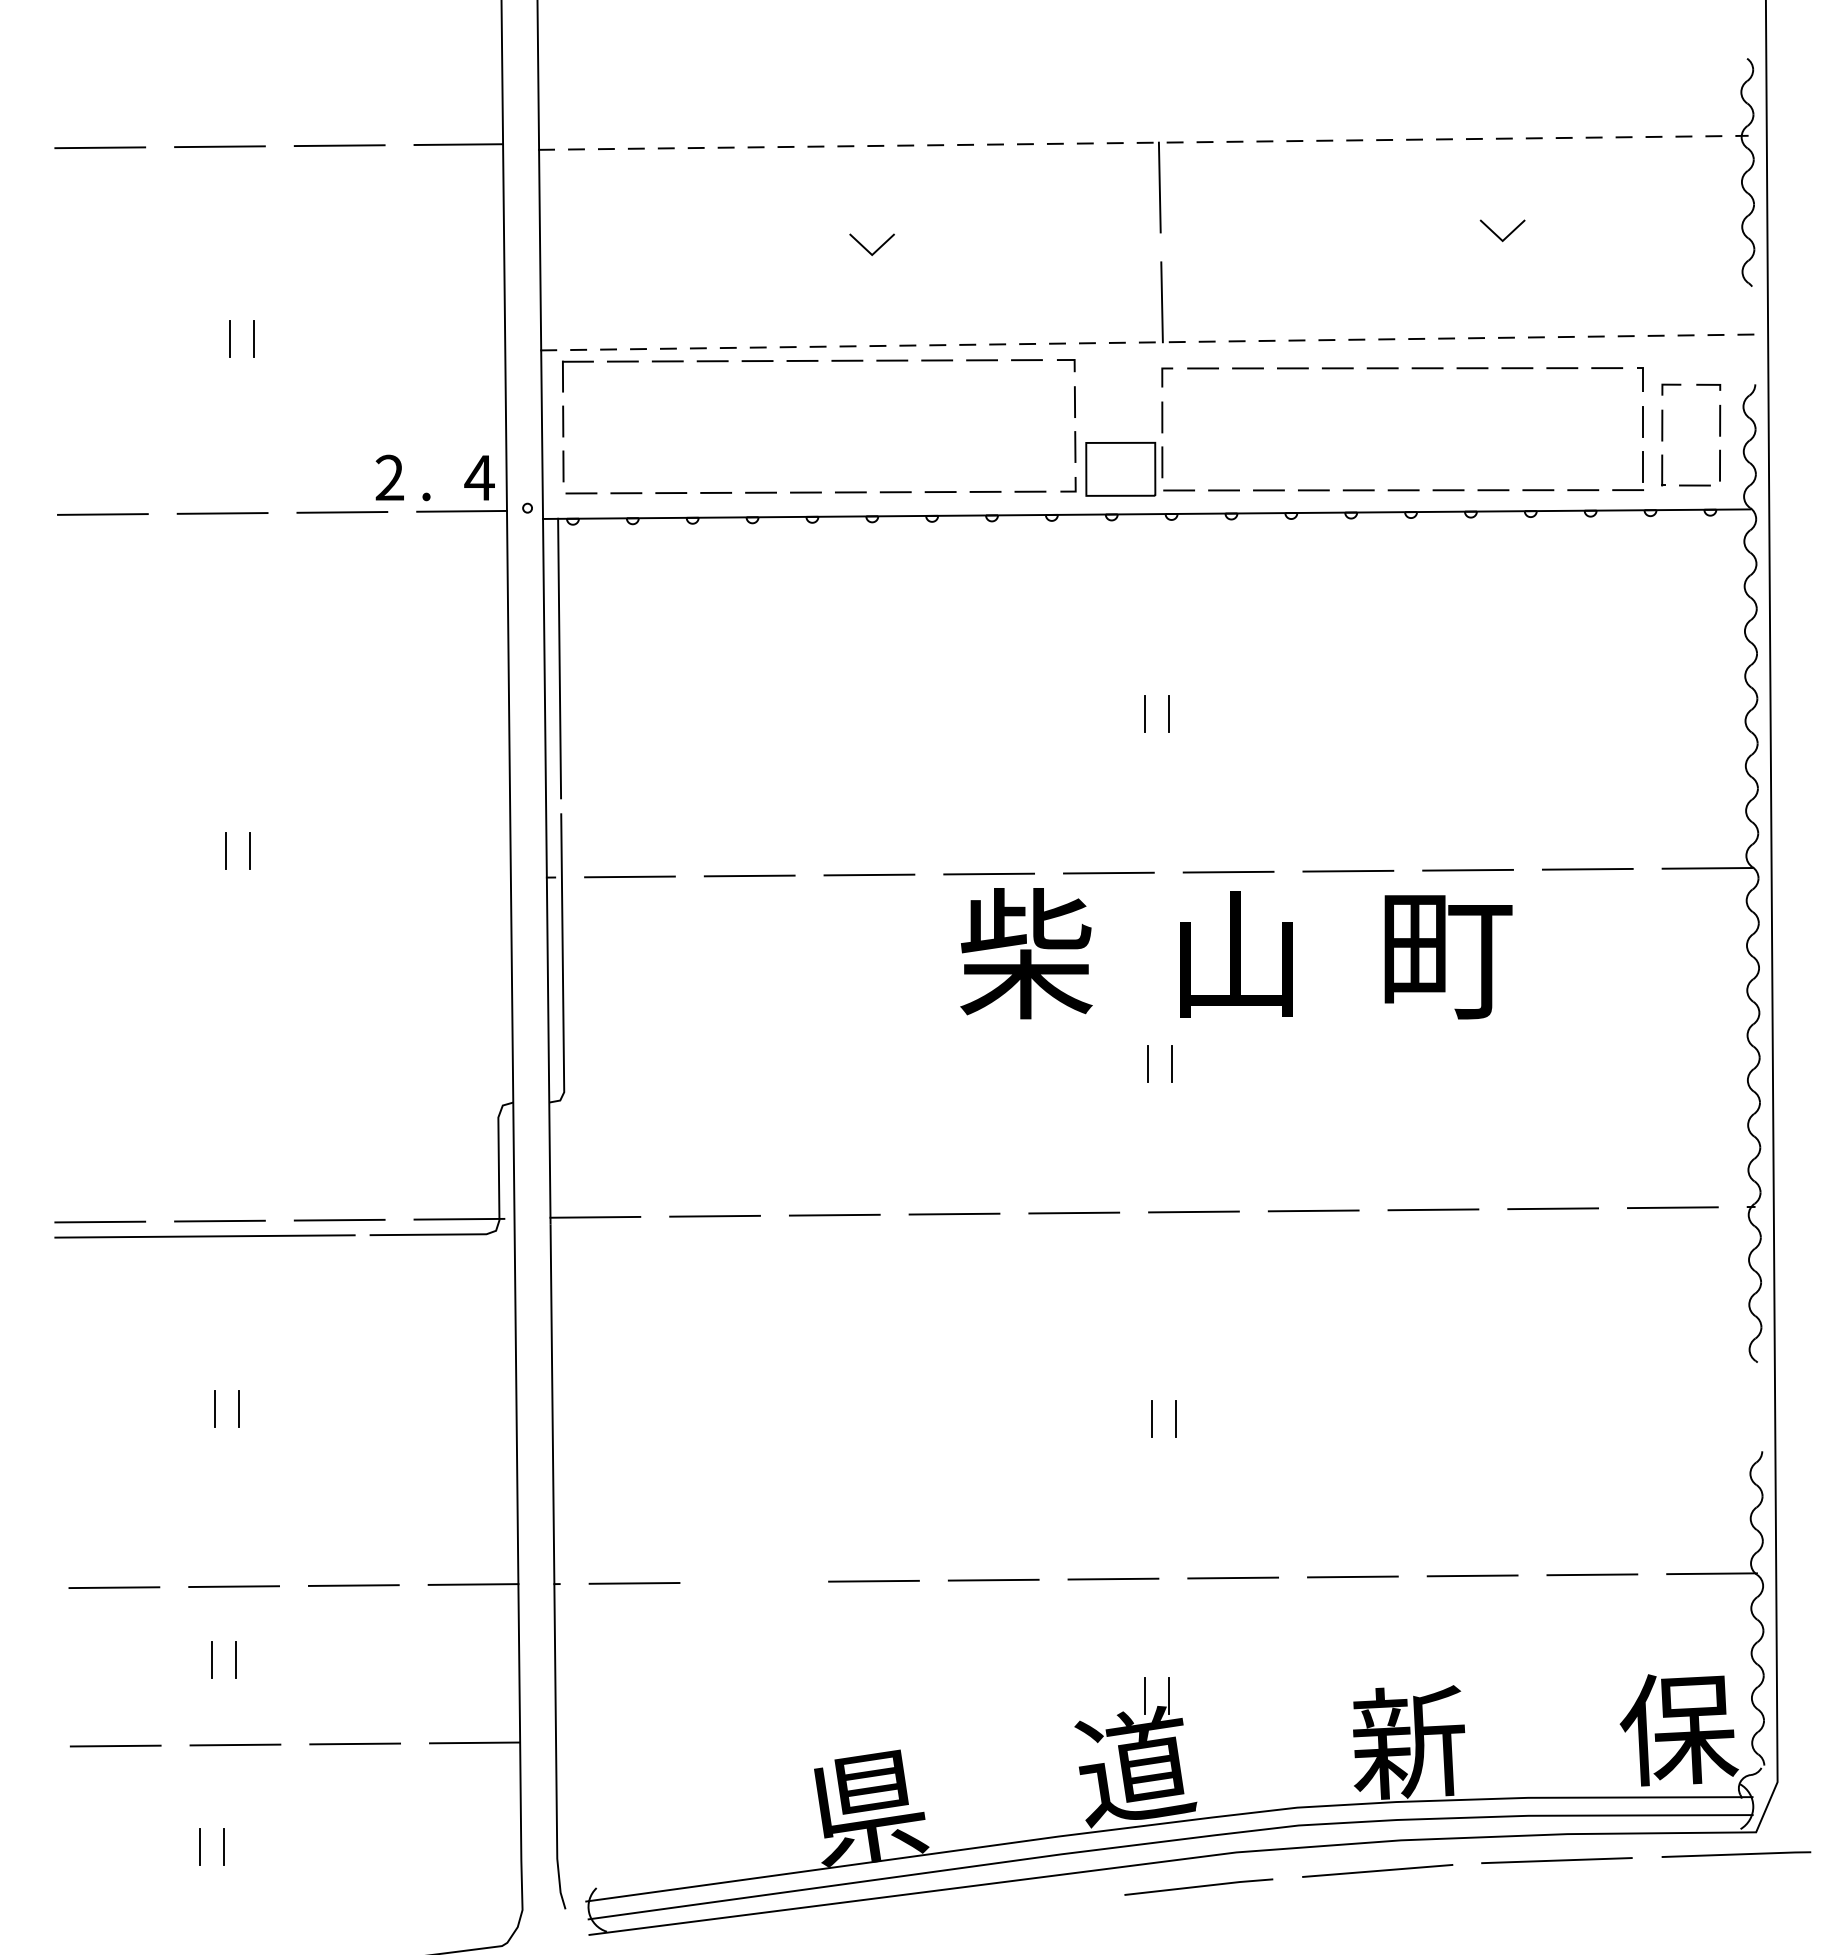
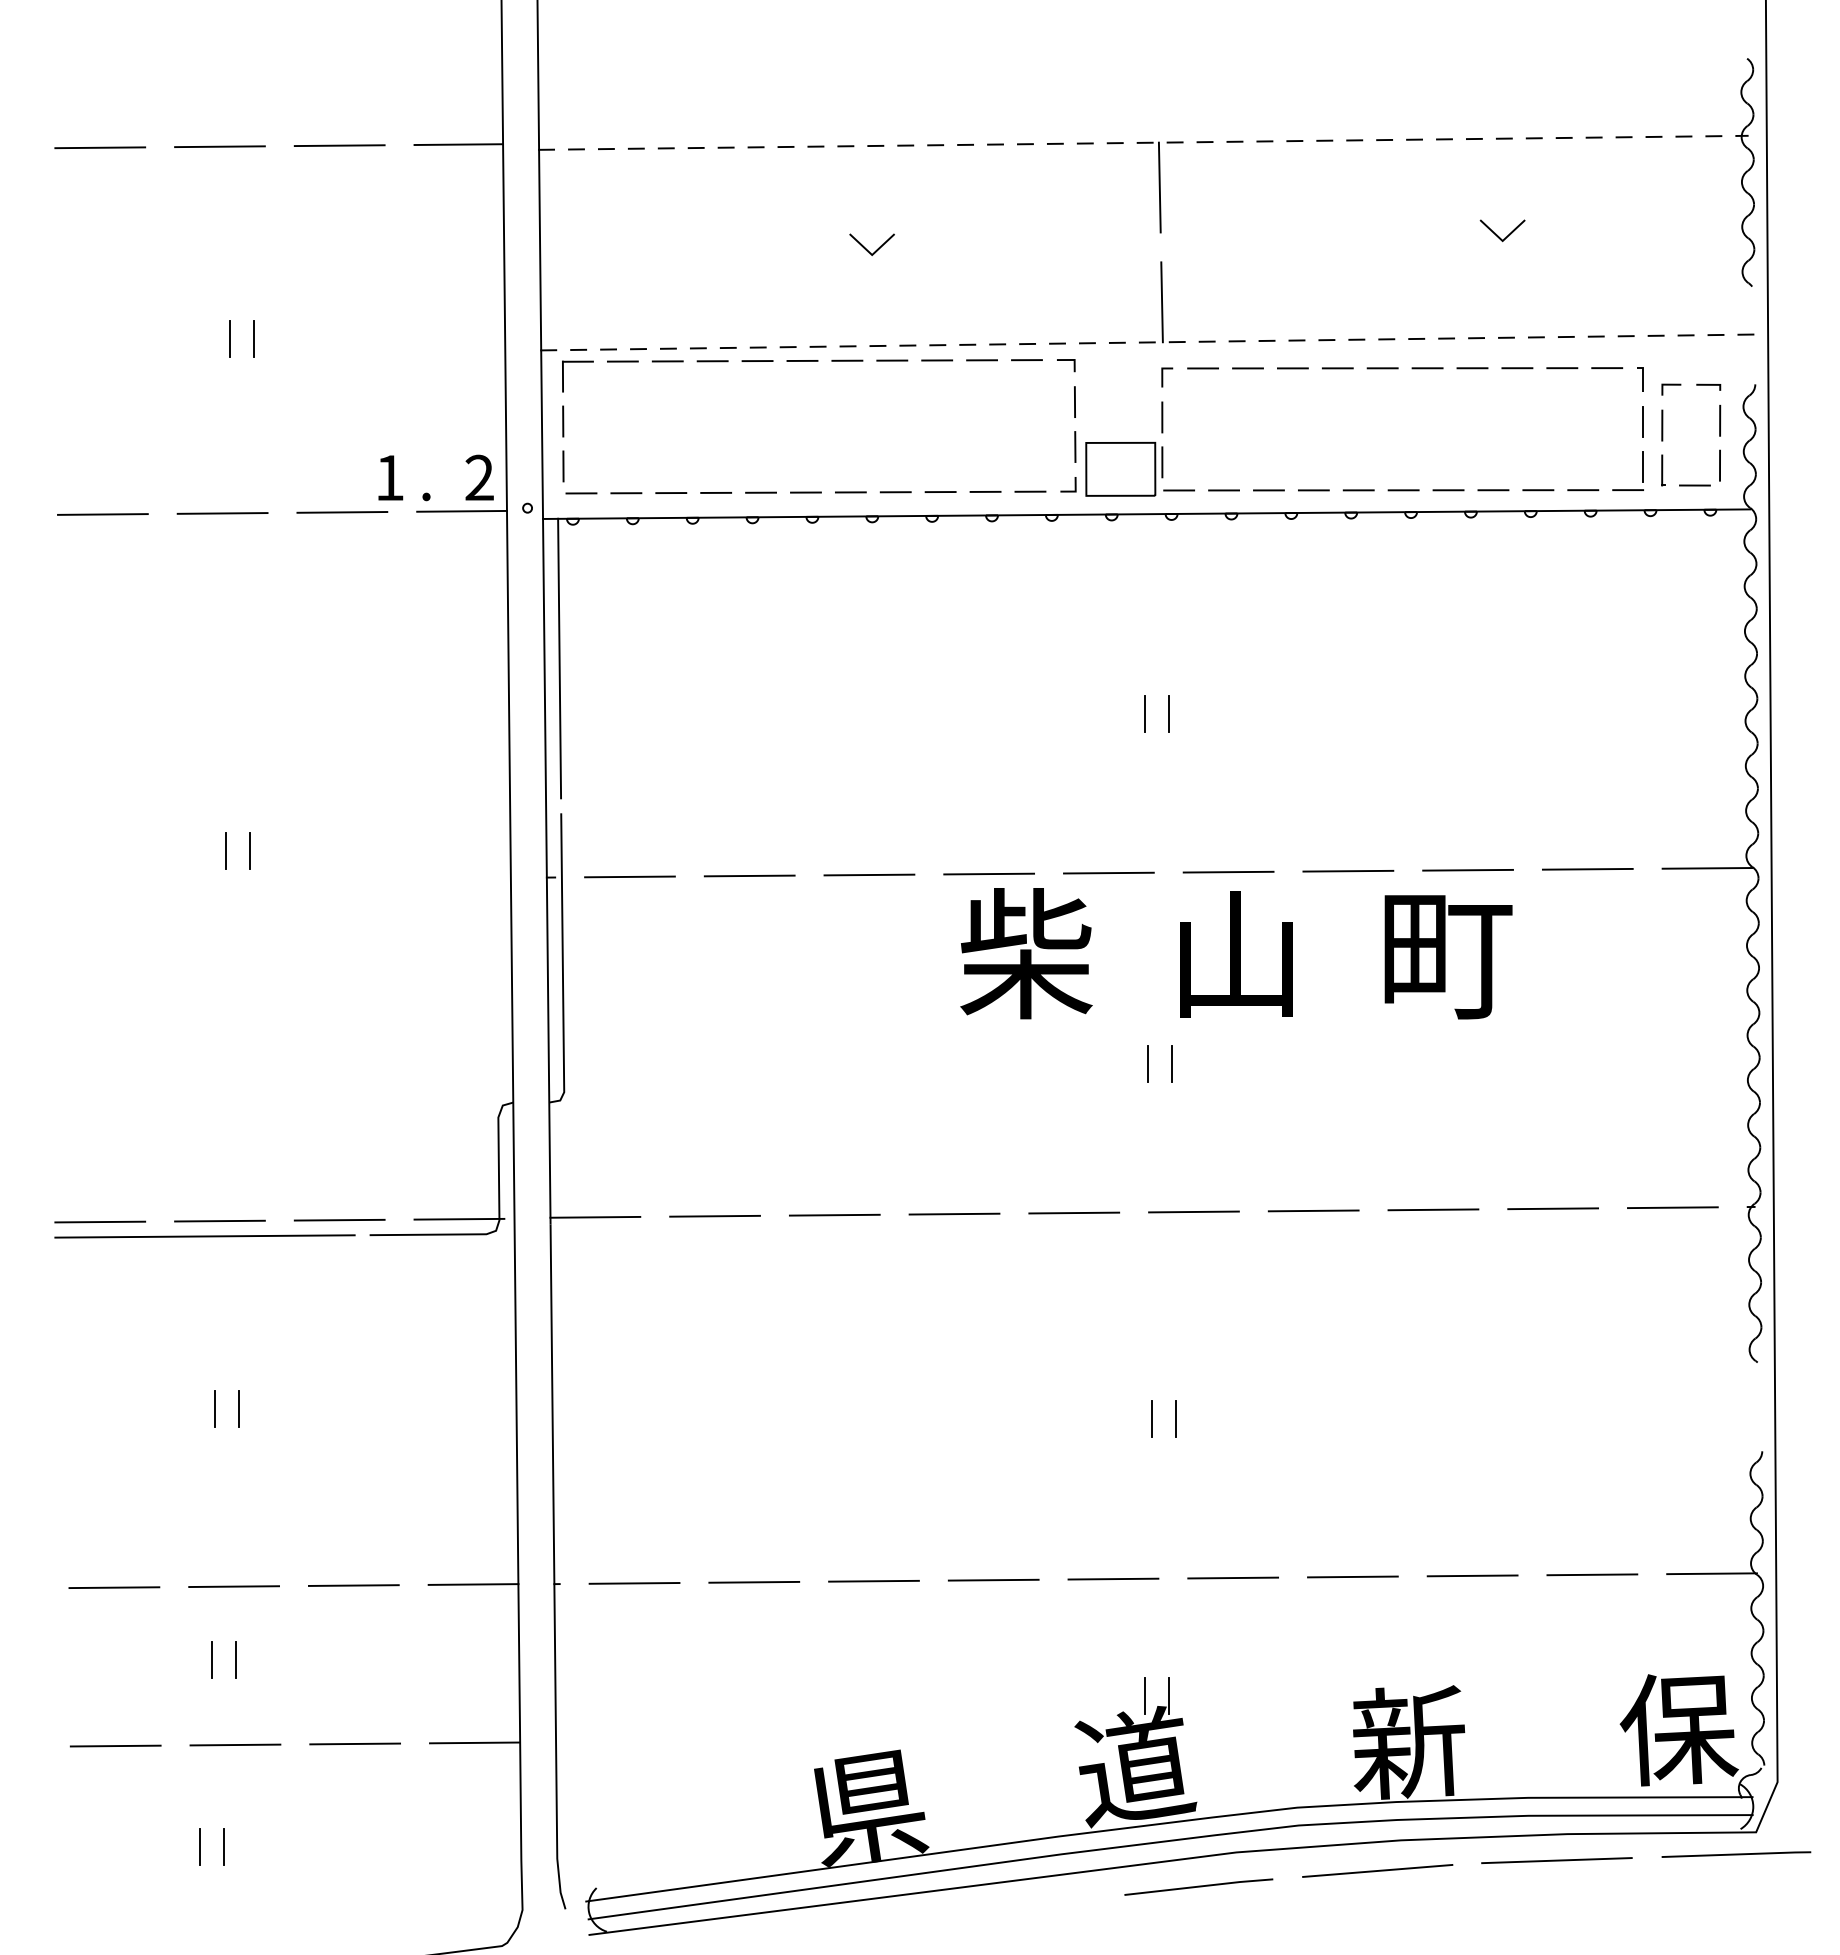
text: 2 -> 1 (389, 477)
text: 4 -> 2 (479, 477)
line: none -> present (754, 1581)
